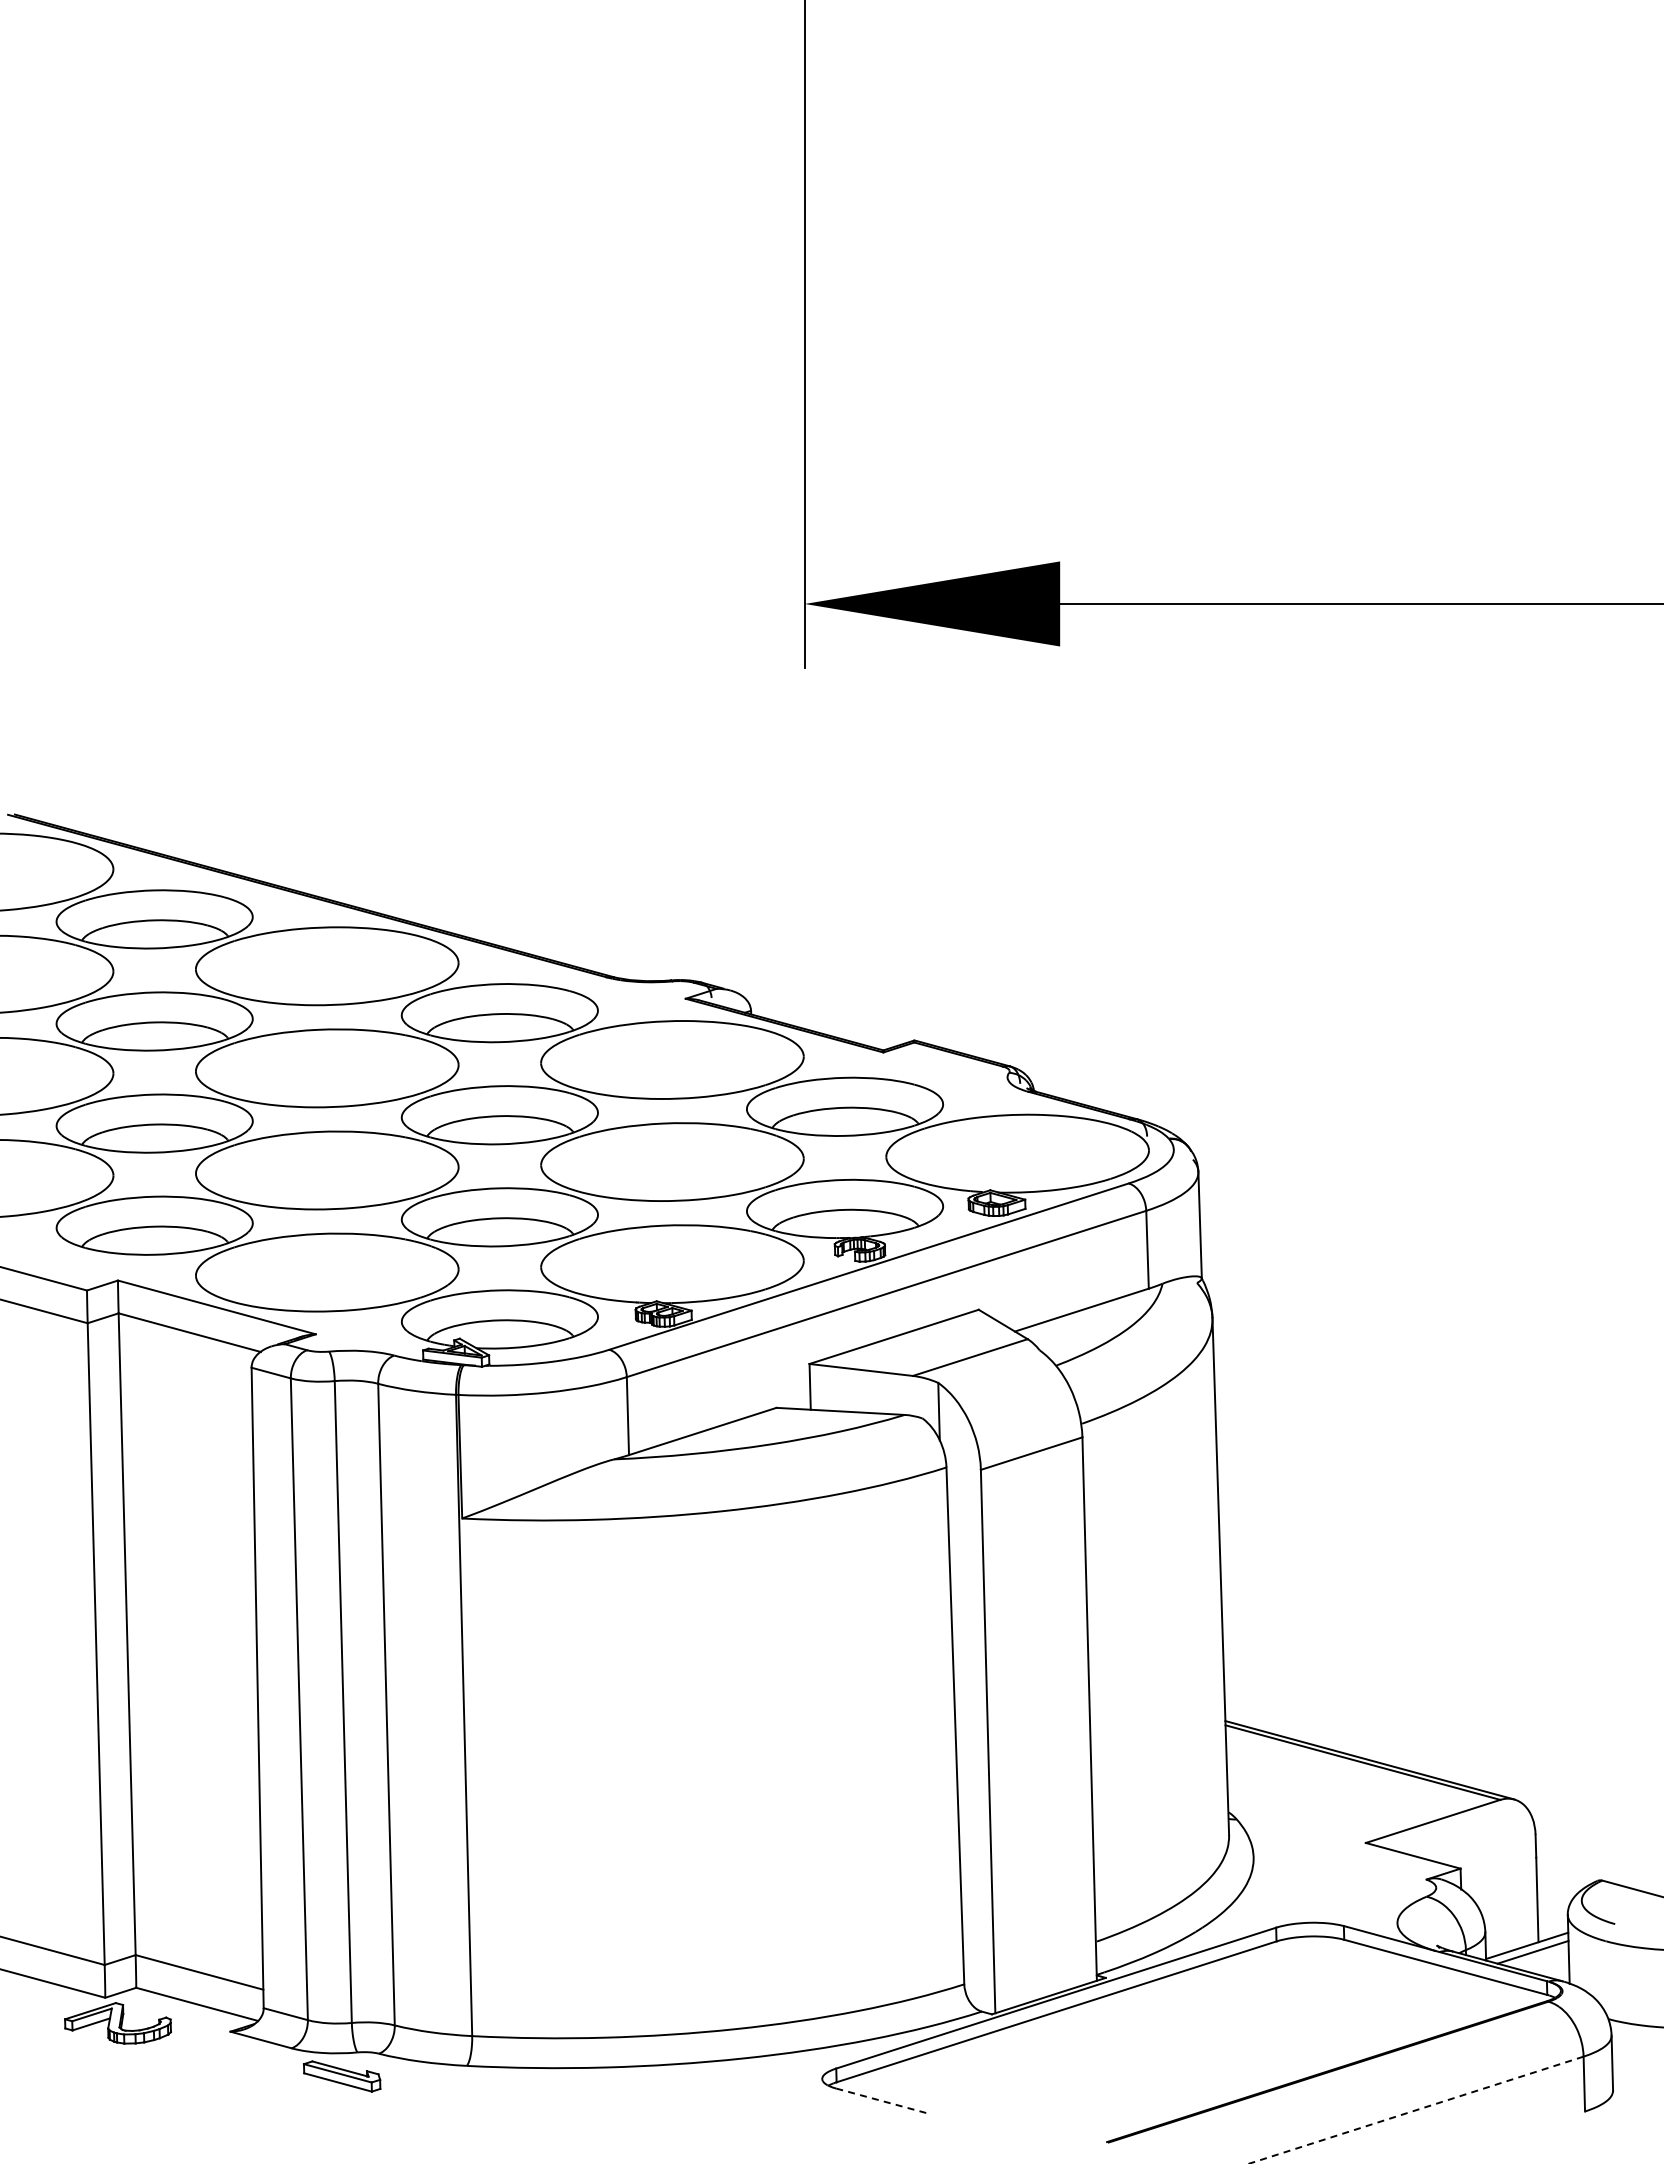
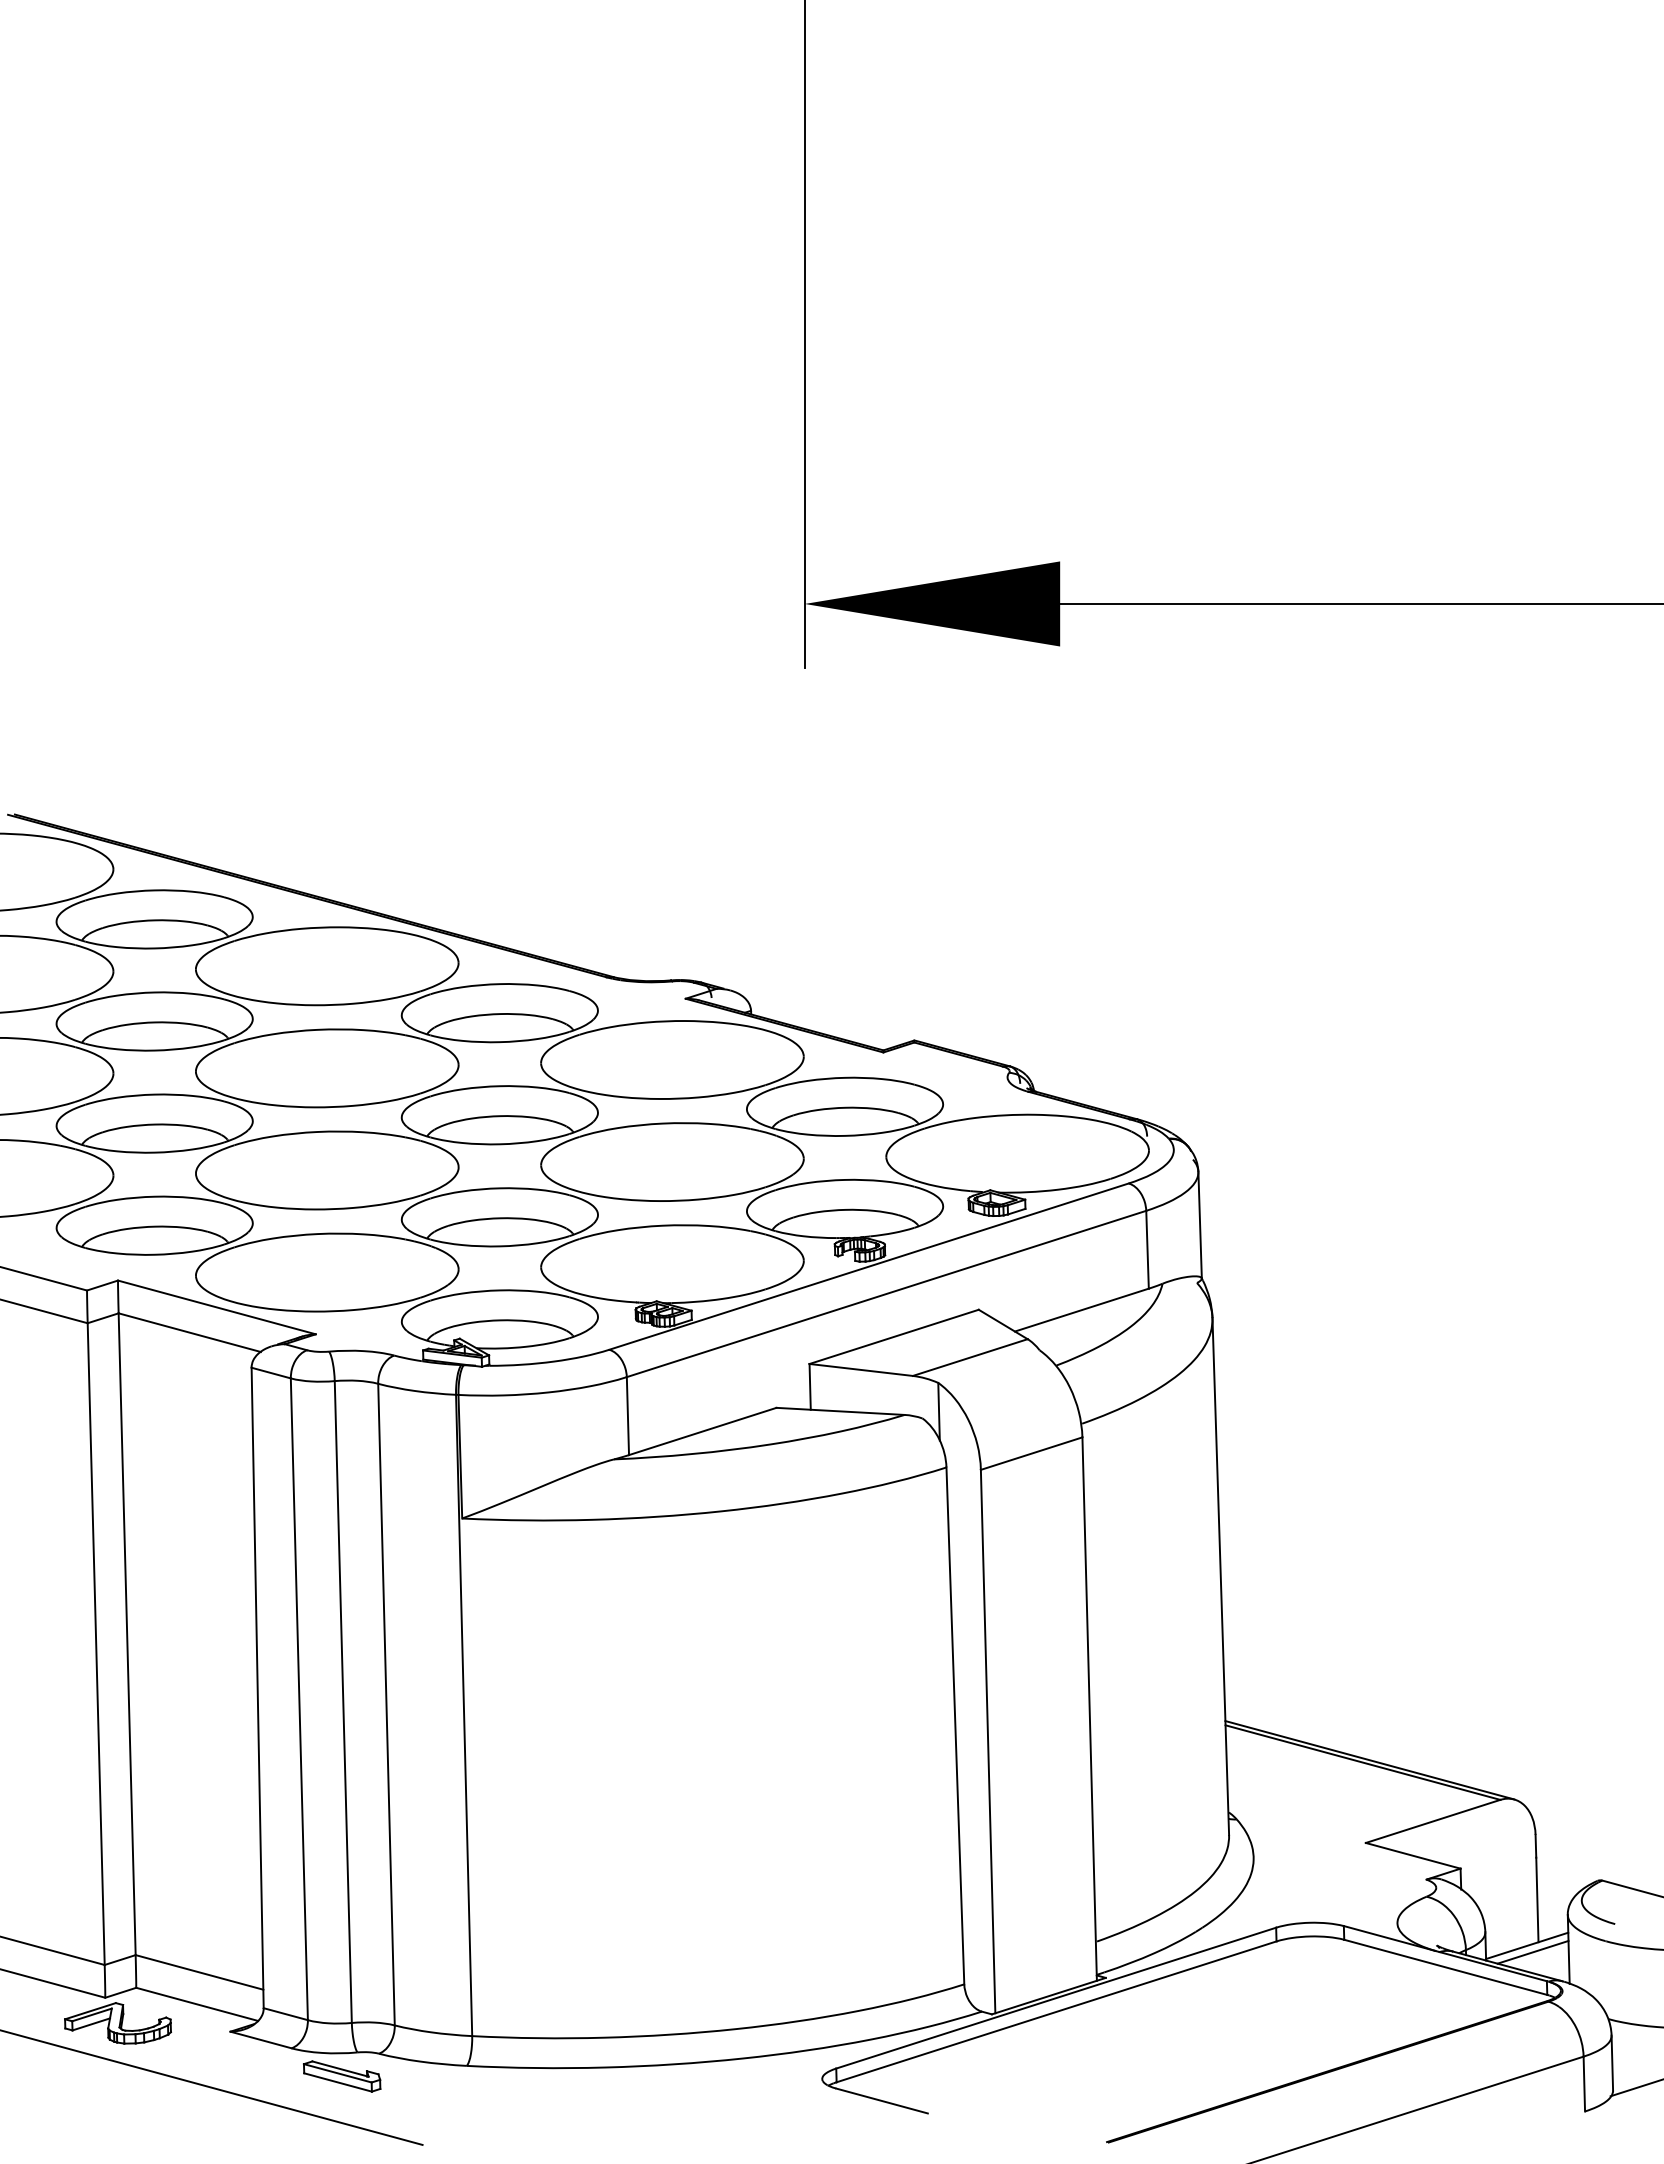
line: none -> present (212, 2087)
line: none -> present (1635, 2088)
line: dashed -> solid (882, 2101)
line: dashed -> solid (1416, 2110)
